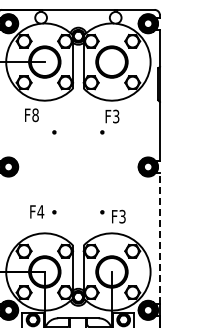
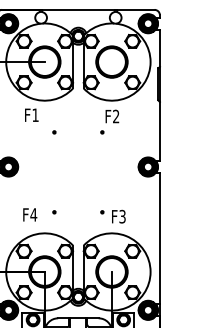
text: F8 -> F1 (35, 115)
text: F3 -> F2 (116, 116)
text position: (37, 211) -> (30, 214) (30, 214)
line: dashed -> solid (159, 238)
